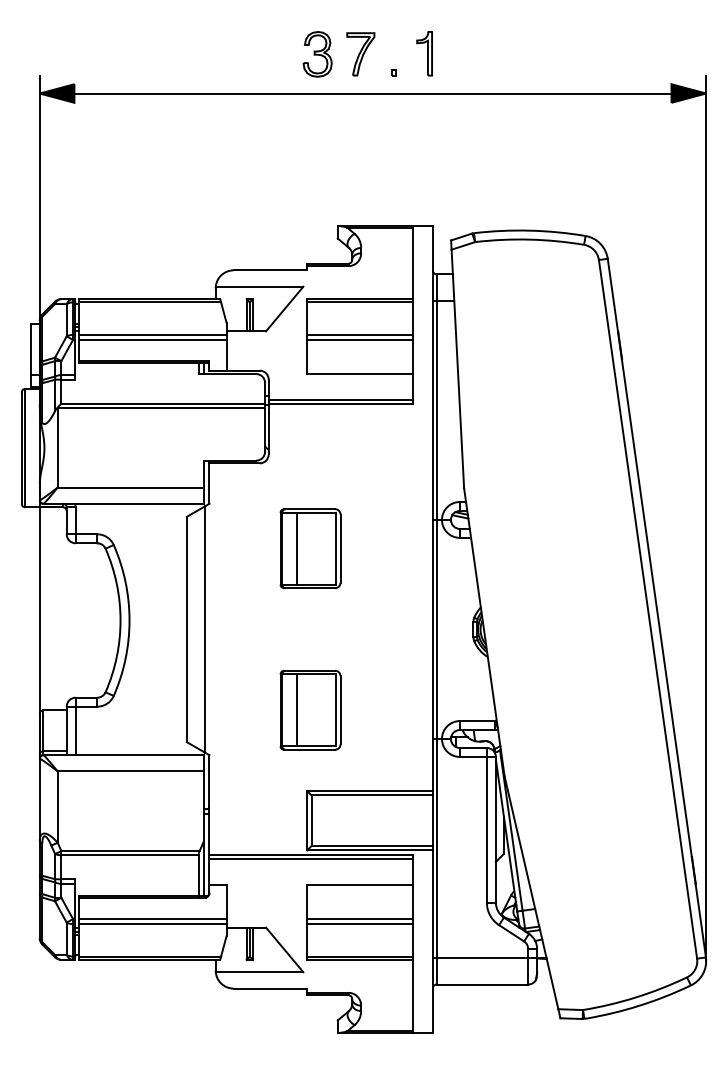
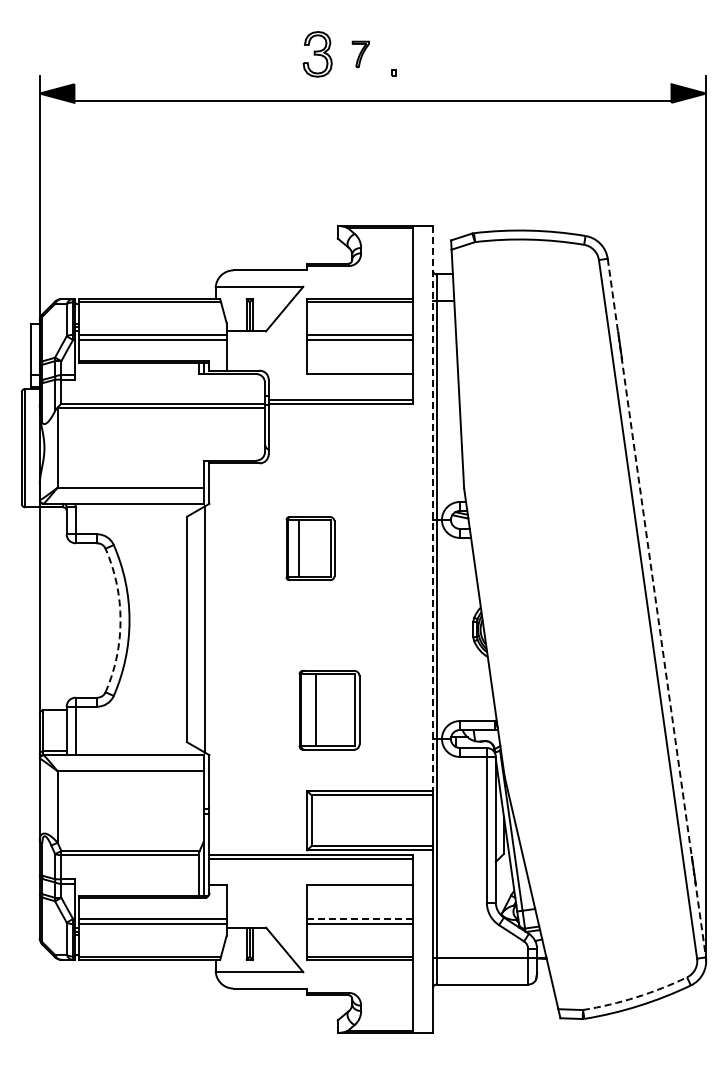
part: present -> none (424, 53)
part size: 30x45 px -> 19x28 px (360, 53)
line position: (372, 93) -> (372, 100) (372, 100)
line: solid -> dashed (432, 508)
part size: 63x81 px -> 51x66 px (310, 548)
line: solid -> dashed (656, 608)
arc: solid -> dashed (120, 620)
part position: (310, 709) -> (329, 709) (329, 709)
line: solid -> dashed (360, 919)
arc: solid -> dashed (636, 997)
